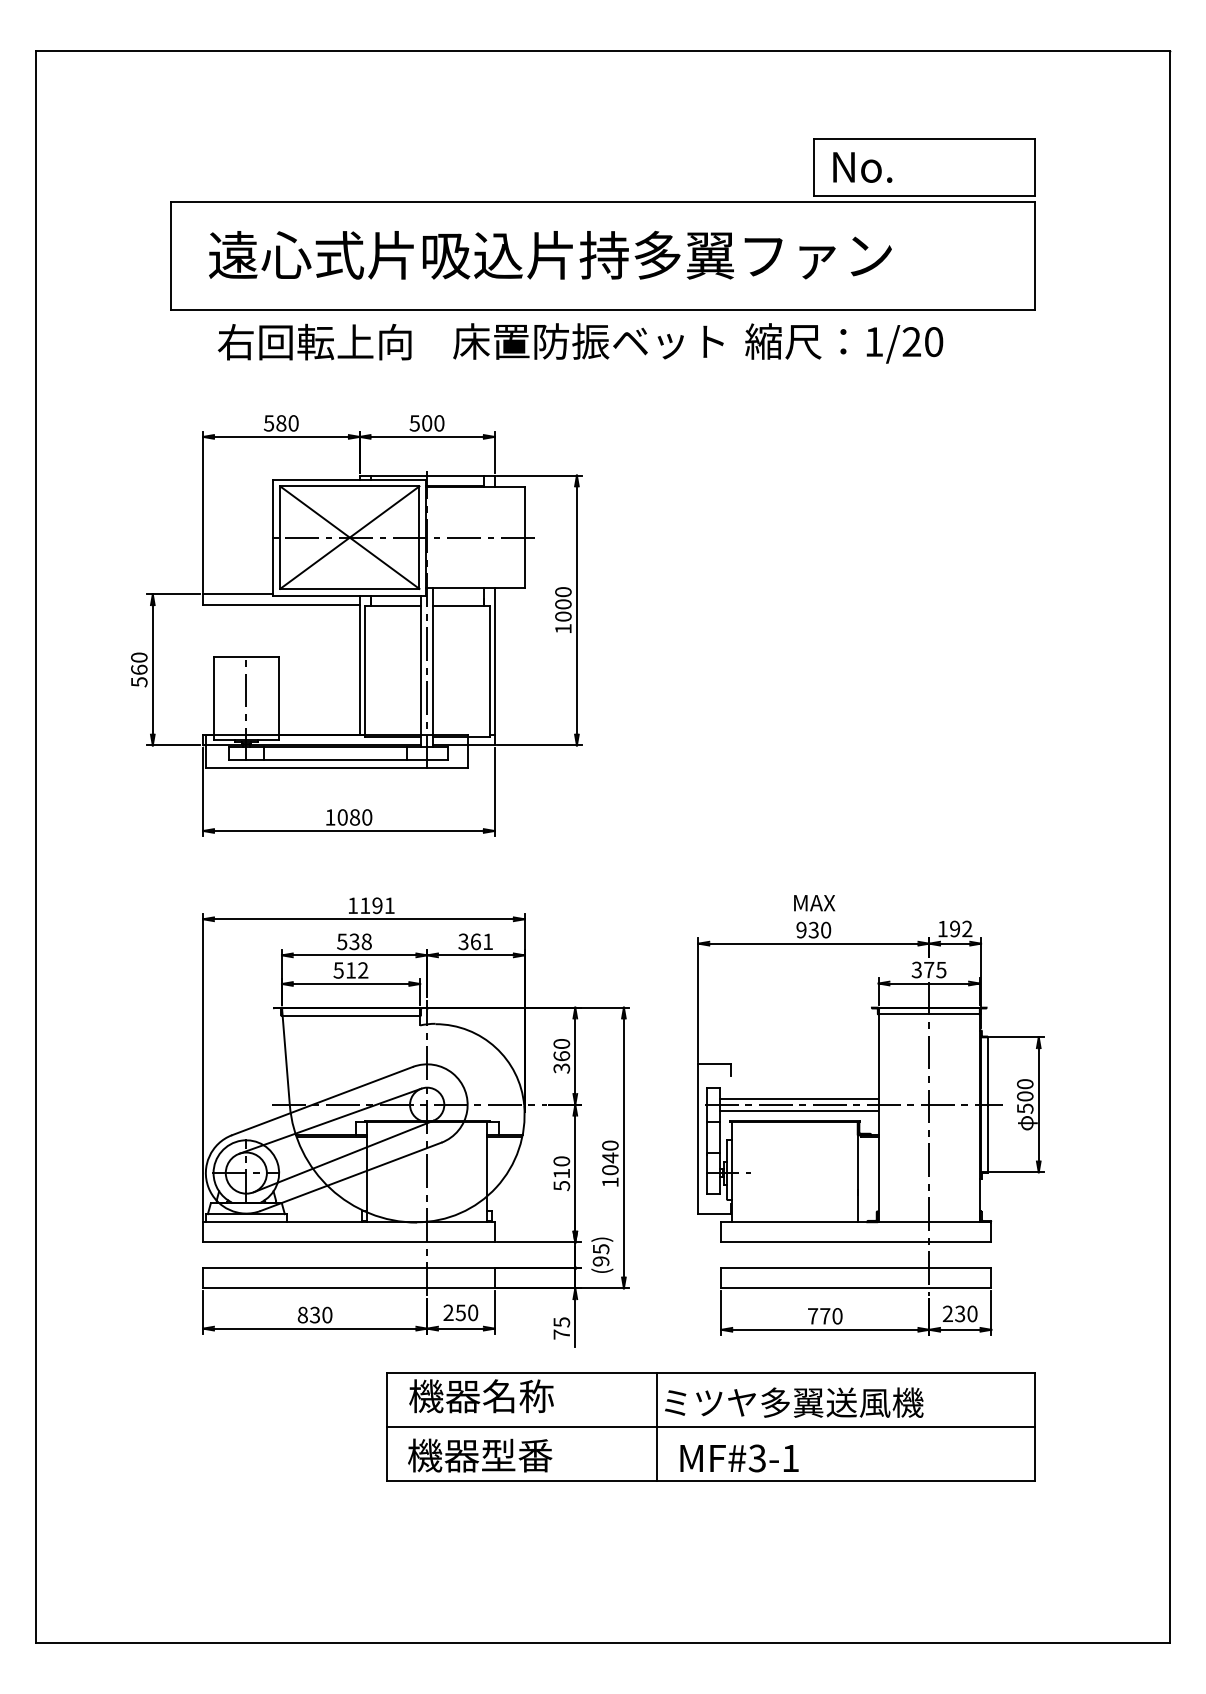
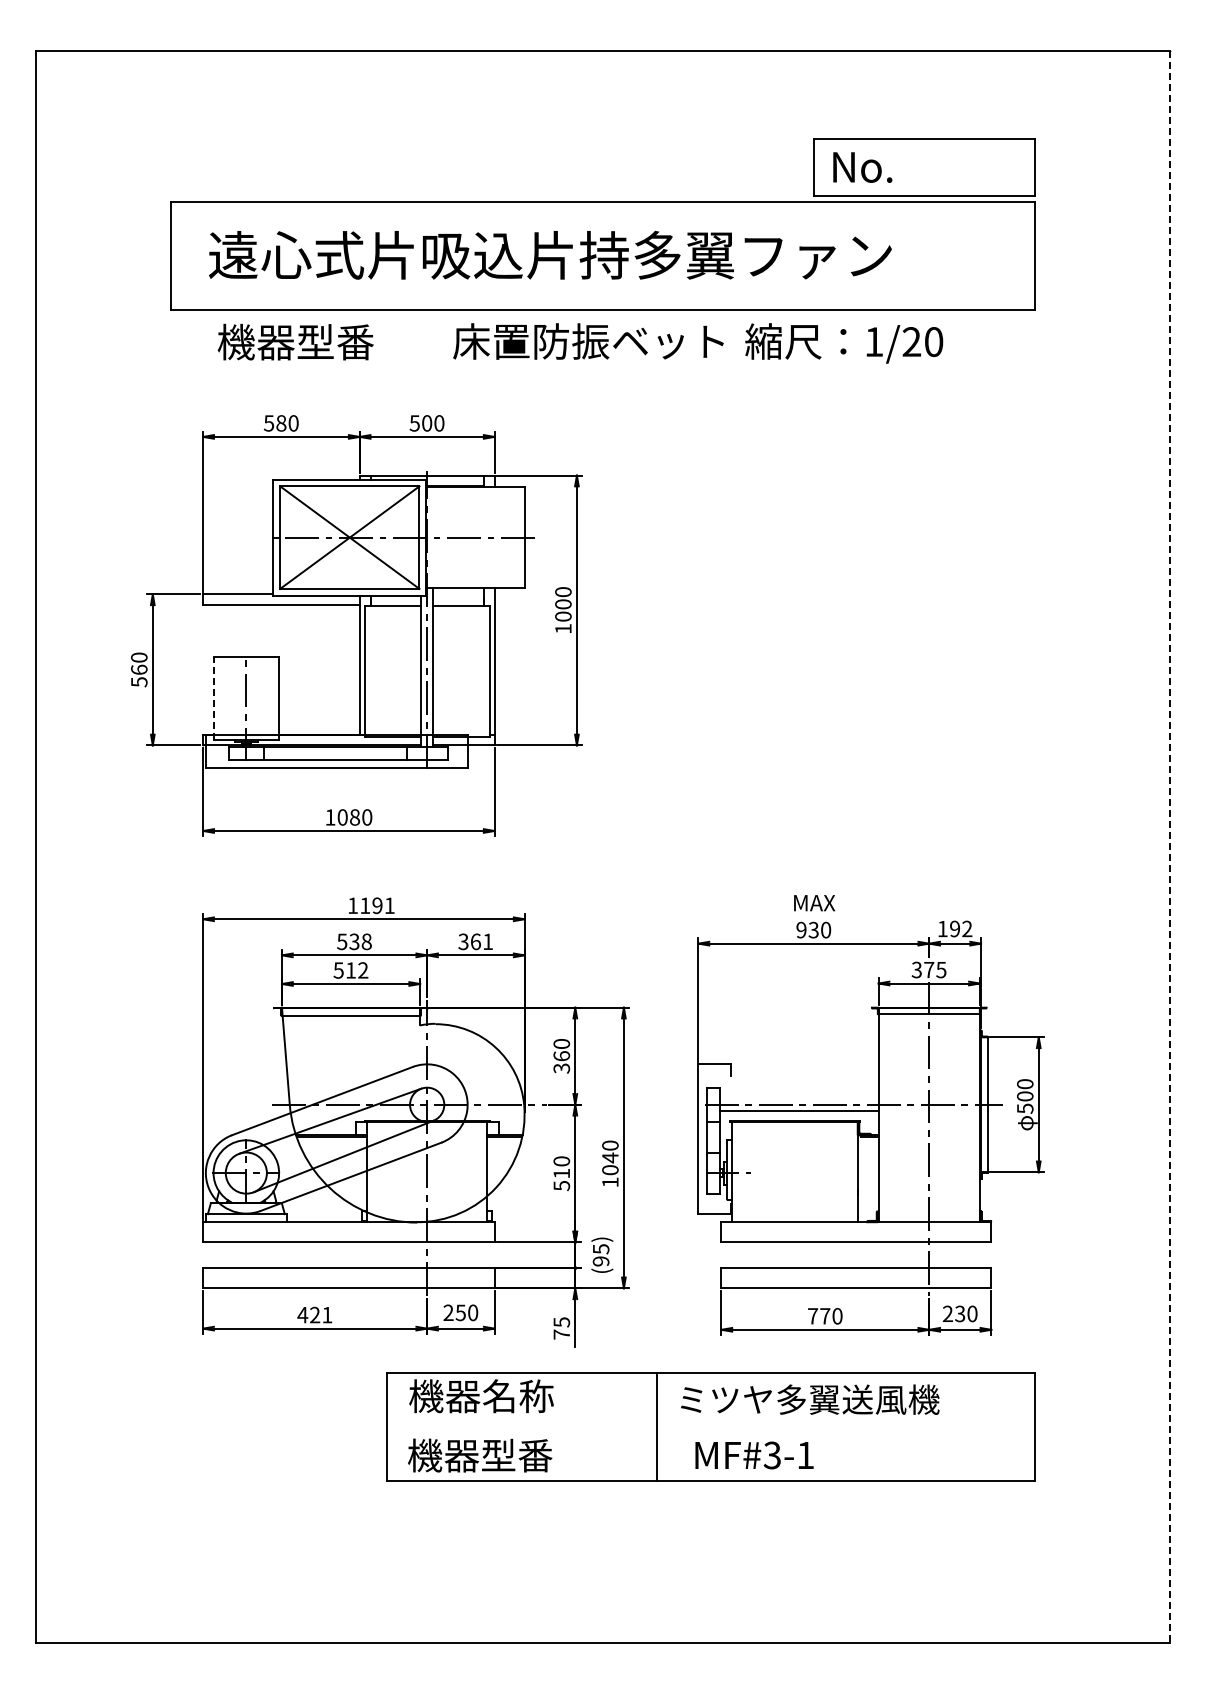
text: 右回転上向 -> 機器型番 (314, 341)
line: solid -> dashed (213, 697)
line: solid -> dashed (1169, 847)
line: present -> none (799, 1098)
text: 830 -> 421 (314, 1314)
text position: (794, 1402) -> (810, 1399) (810, 1399)
line: present -> none (710, 1427)
text position: (739, 1458) -> (754, 1455) (754, 1455)
